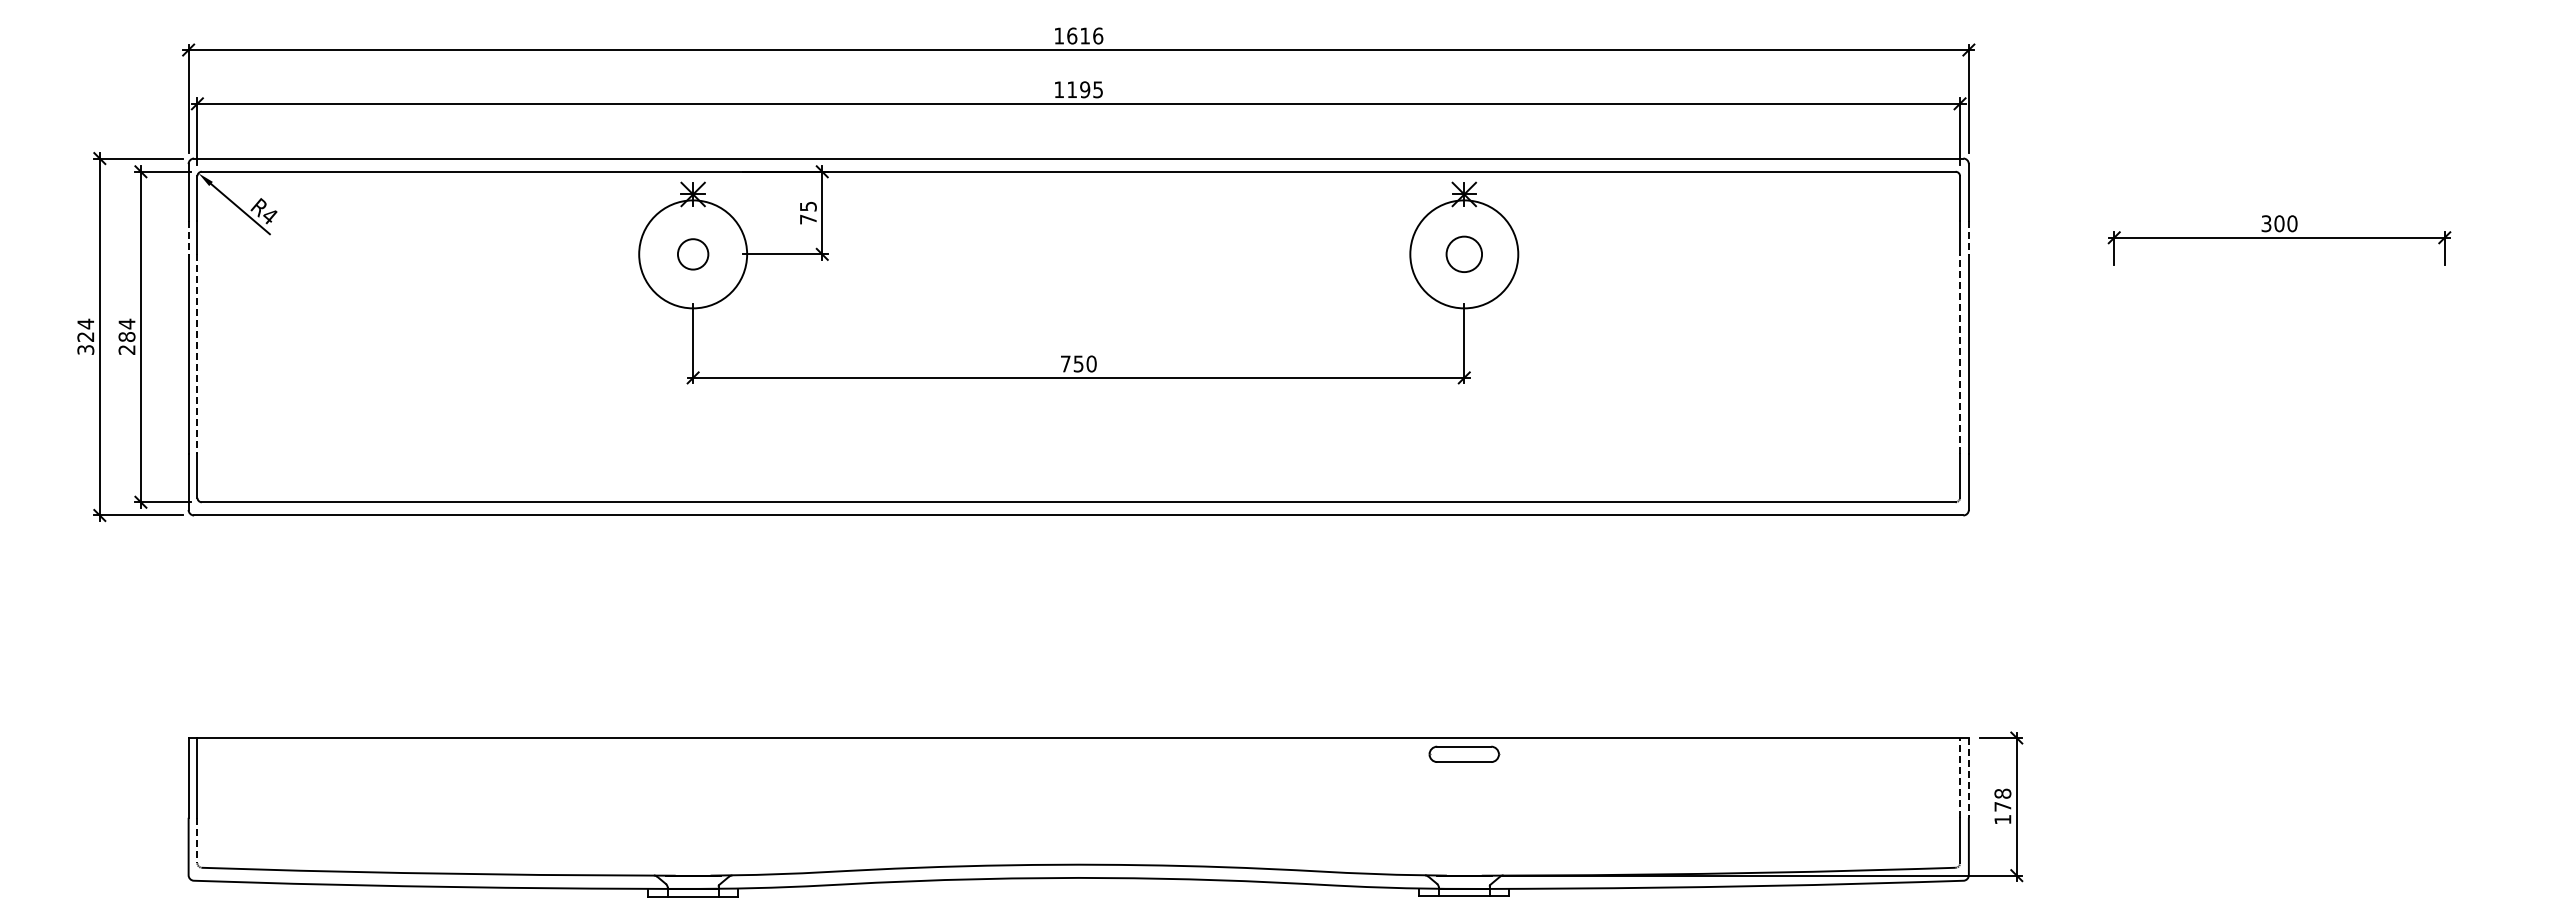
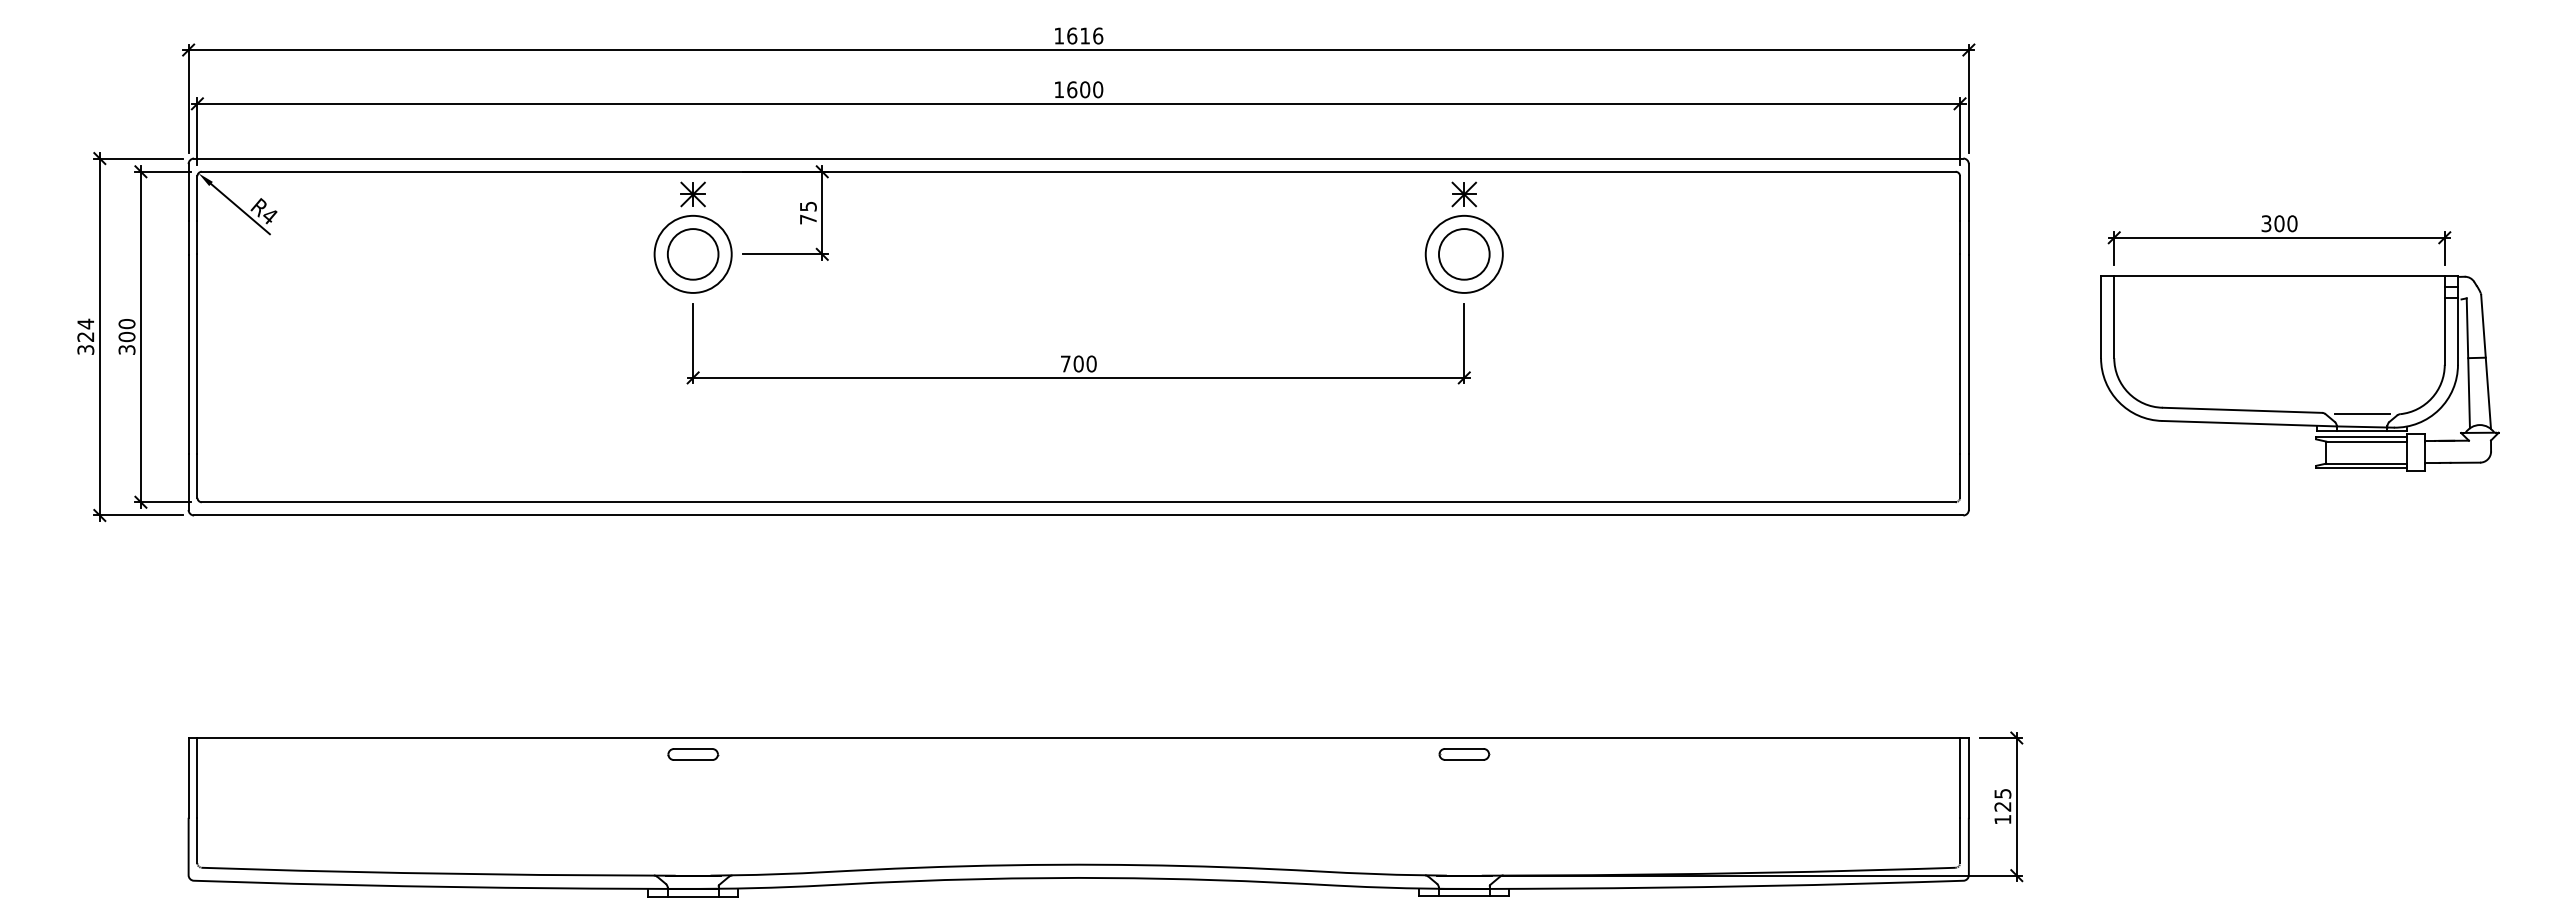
text: 1195 -> 1600 (1085, 89)
line: dashed -> solid (188, 237)
line: dashed -> solid (1968, 237)
circle diameter: 30 px -> 51 px (692, 254)
circle diameter: 108 px -> 77 px (692, 253)
circle diameter: 108 px -> 77 px (1463, 253)
circle diameter: 35 px -> 51 px (1463, 254)
text: 284 -> 300 (126, 336)
line: dashed -> solid (197, 354)
line: dashed -> solid (1960, 354)
text: 750 -> 700 (1078, 363)
part: none -> present (2299, 373)
part size: 73x18 px -> 53x13 px (1464, 754)
part: none -> present (693, 754)
line: dashed -> solid (1960, 777)
line: dashed -> solid (1968, 777)
text: 178 -> 125 (2002, 799)
line: dashed -> solid (197, 840)
